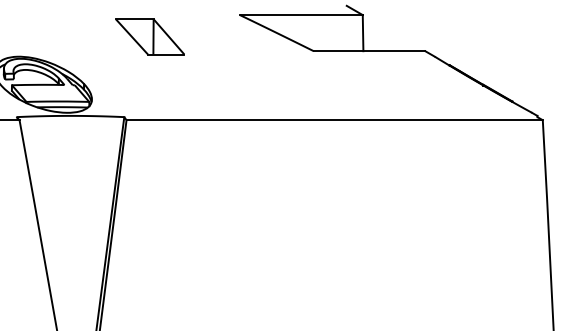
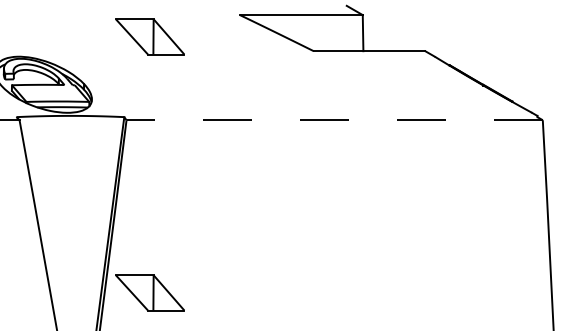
line: solid -> dashed (334, 120)
part: none -> present (149, 292)
